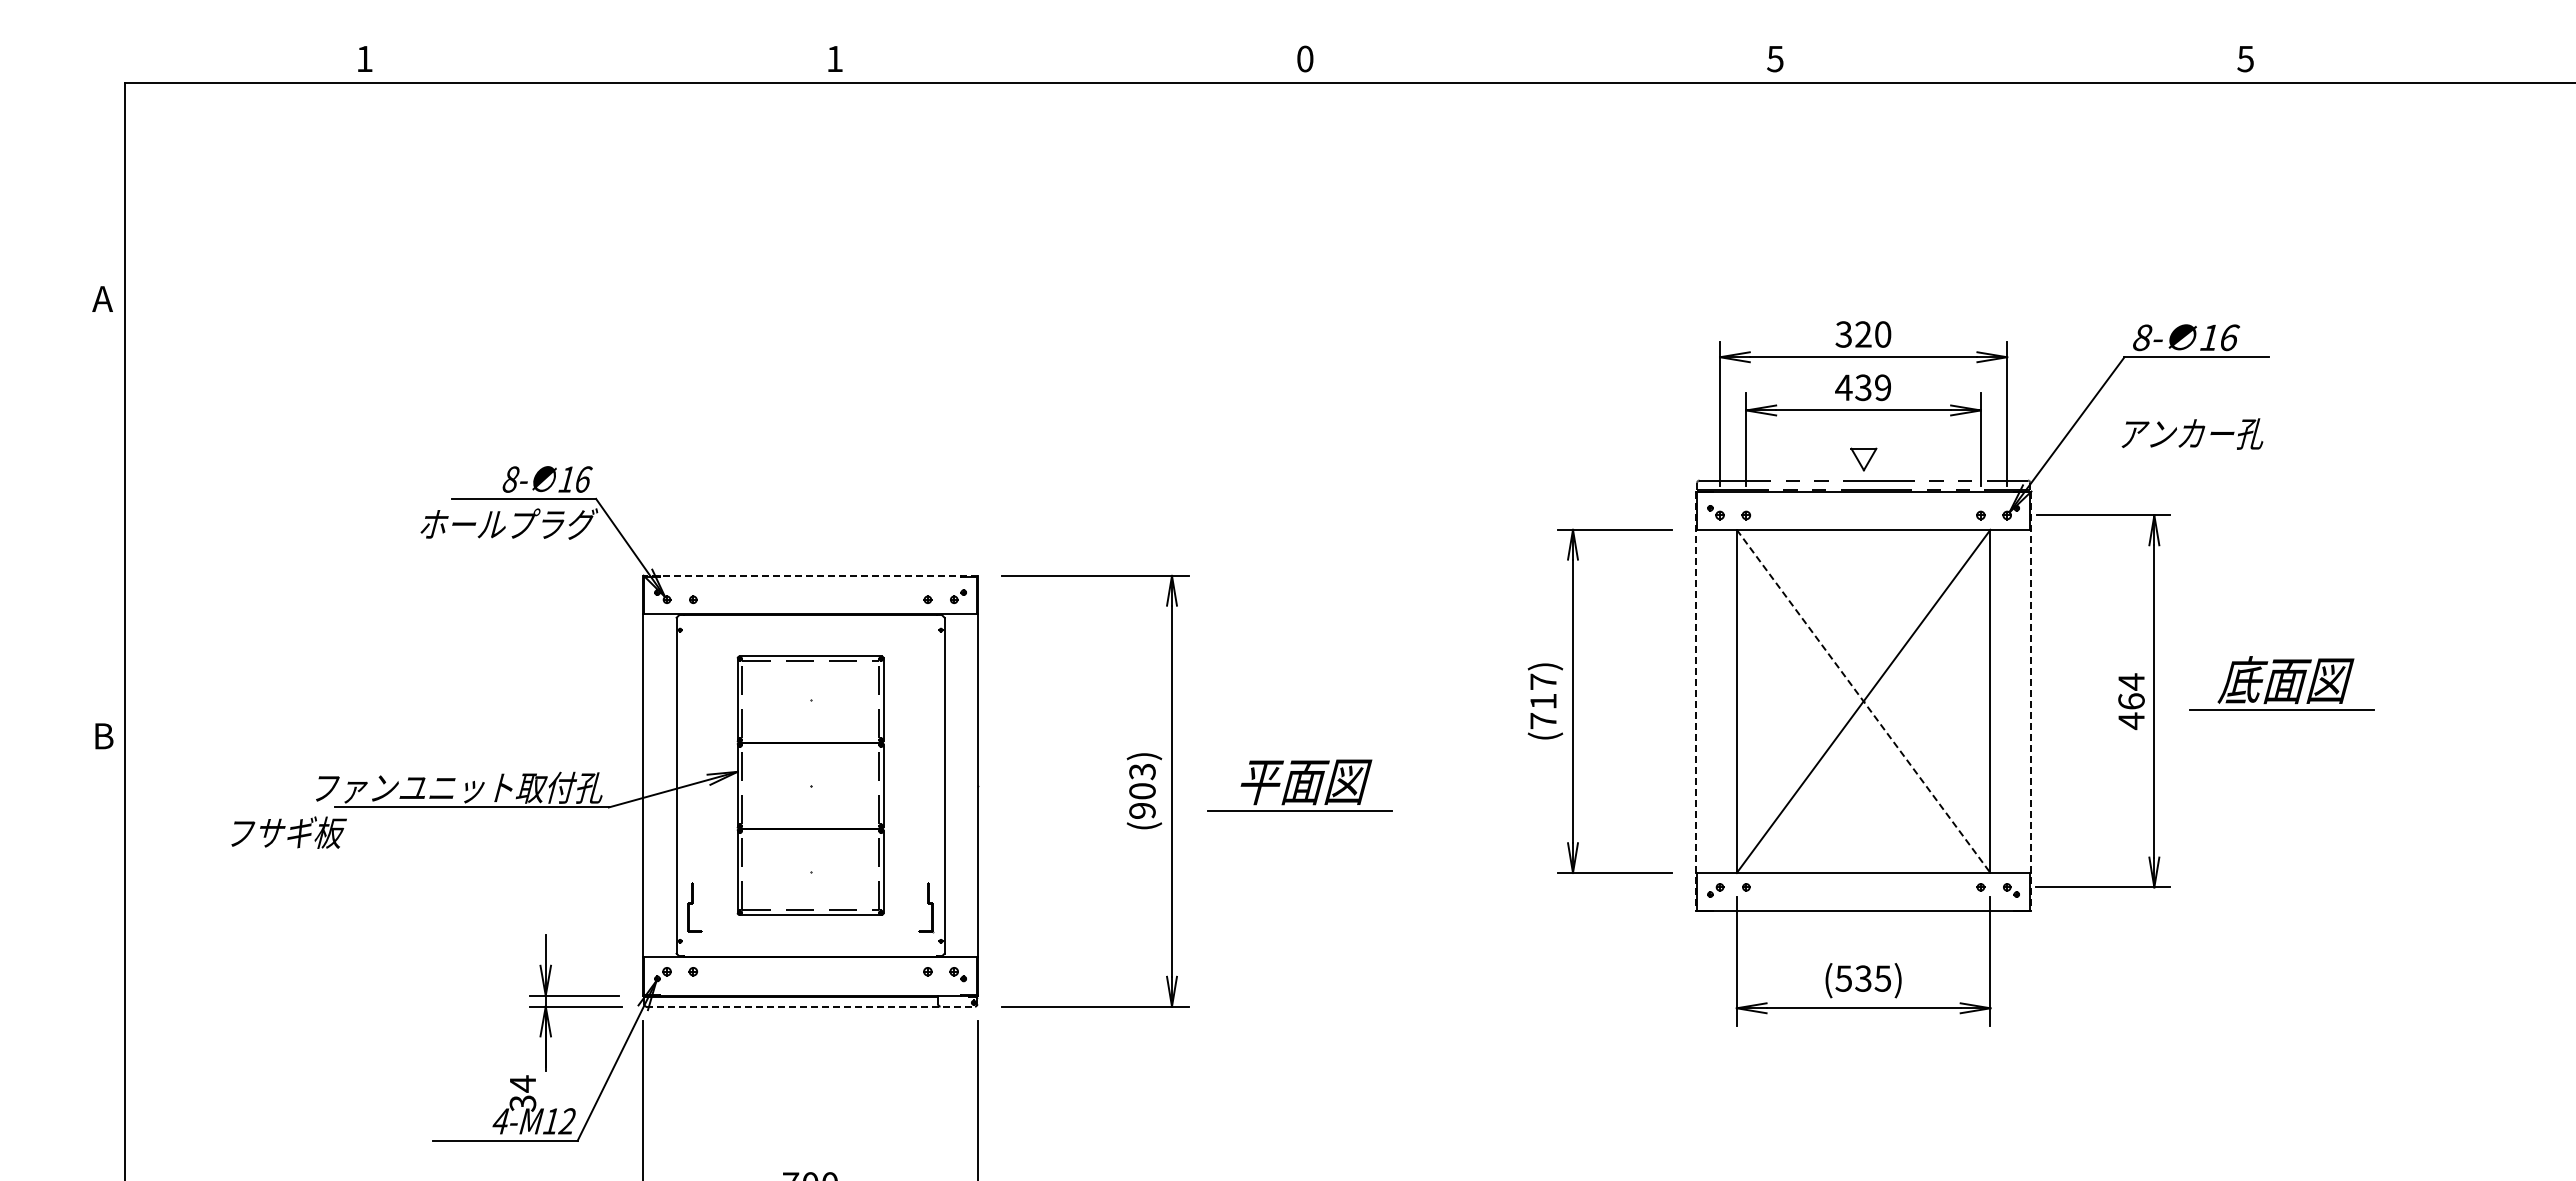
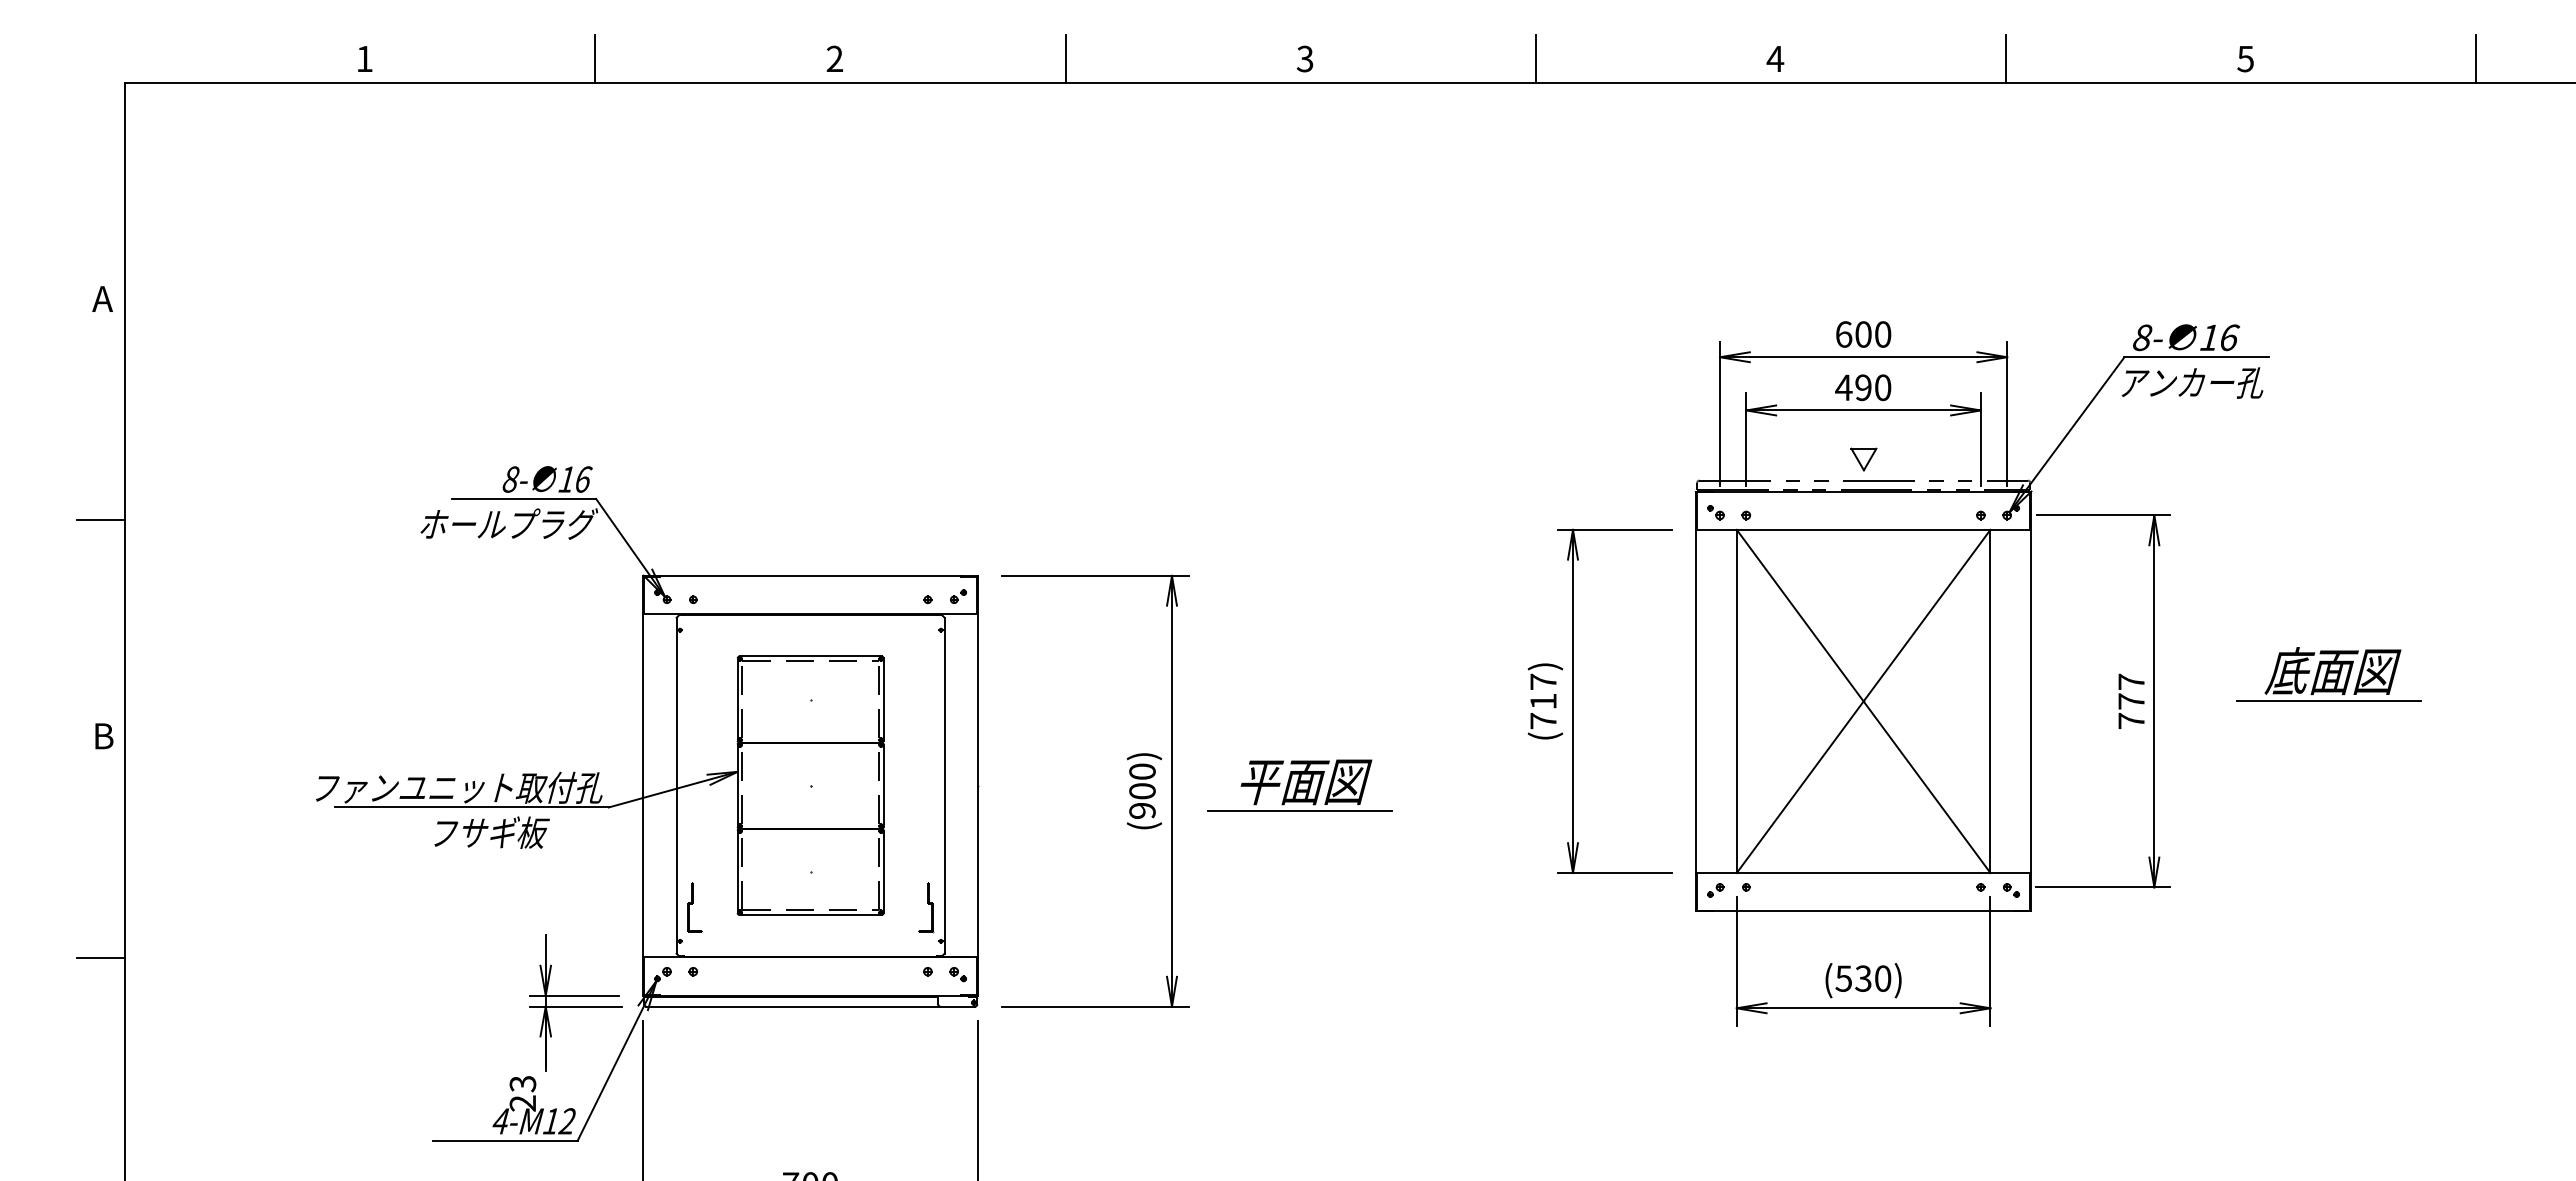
text: 1 -> 2 (834, 58)
text: 0 -> 3 (1304, 58)
line: none -> present (595, 59)
line: none -> present (1065, 59)
line: none -> present (1535, 59)
text: 5 -> 4 (1775, 59)
line: none -> present (2006, 59)
line: none -> present (2476, 59)
text: 320 -> 600 (1853, 334)
text: 439 -> 490 (1873, 387)
text position: (2192, 433) -> (2192, 382) (2192, 382)
line: none -> present (101, 520)
line: dashed -> solid (810, 575)
part position: (2281, 683) -> (2328, 674) (2328, 674)
line: dashed -> solid (1696, 701)
line: dashed -> solid (1863, 701)
line: dashed -> solid (2031, 701)
text: 464 -> 777 (2131, 701)
text: (903) -> (900) (1142, 771)
text position: (288, 832) -> (491, 832) (491, 832)
line: none -> present (101, 957)
text: (535) -> (530) (1882, 978)
line: dashed -> solid (811, 1006)
text: 34 -> 23 (522, 1093)
